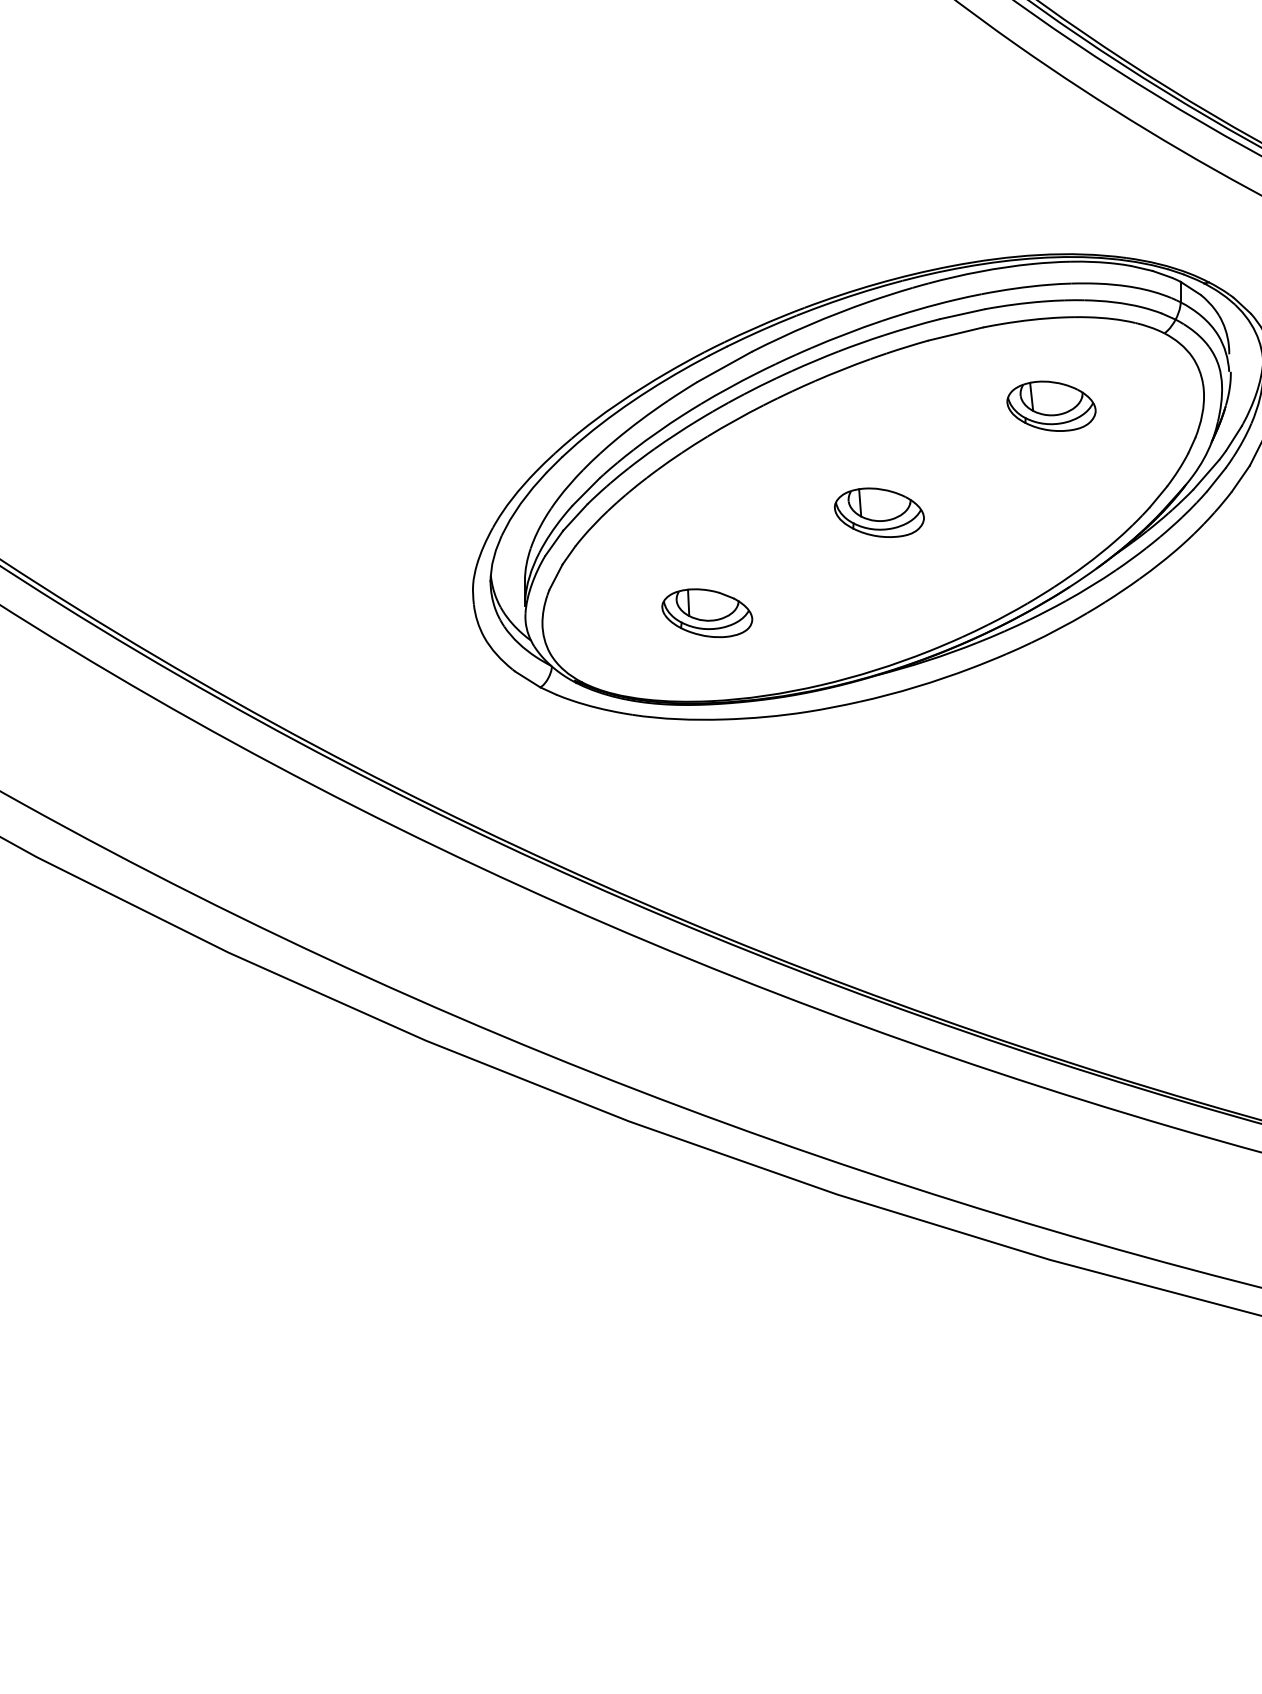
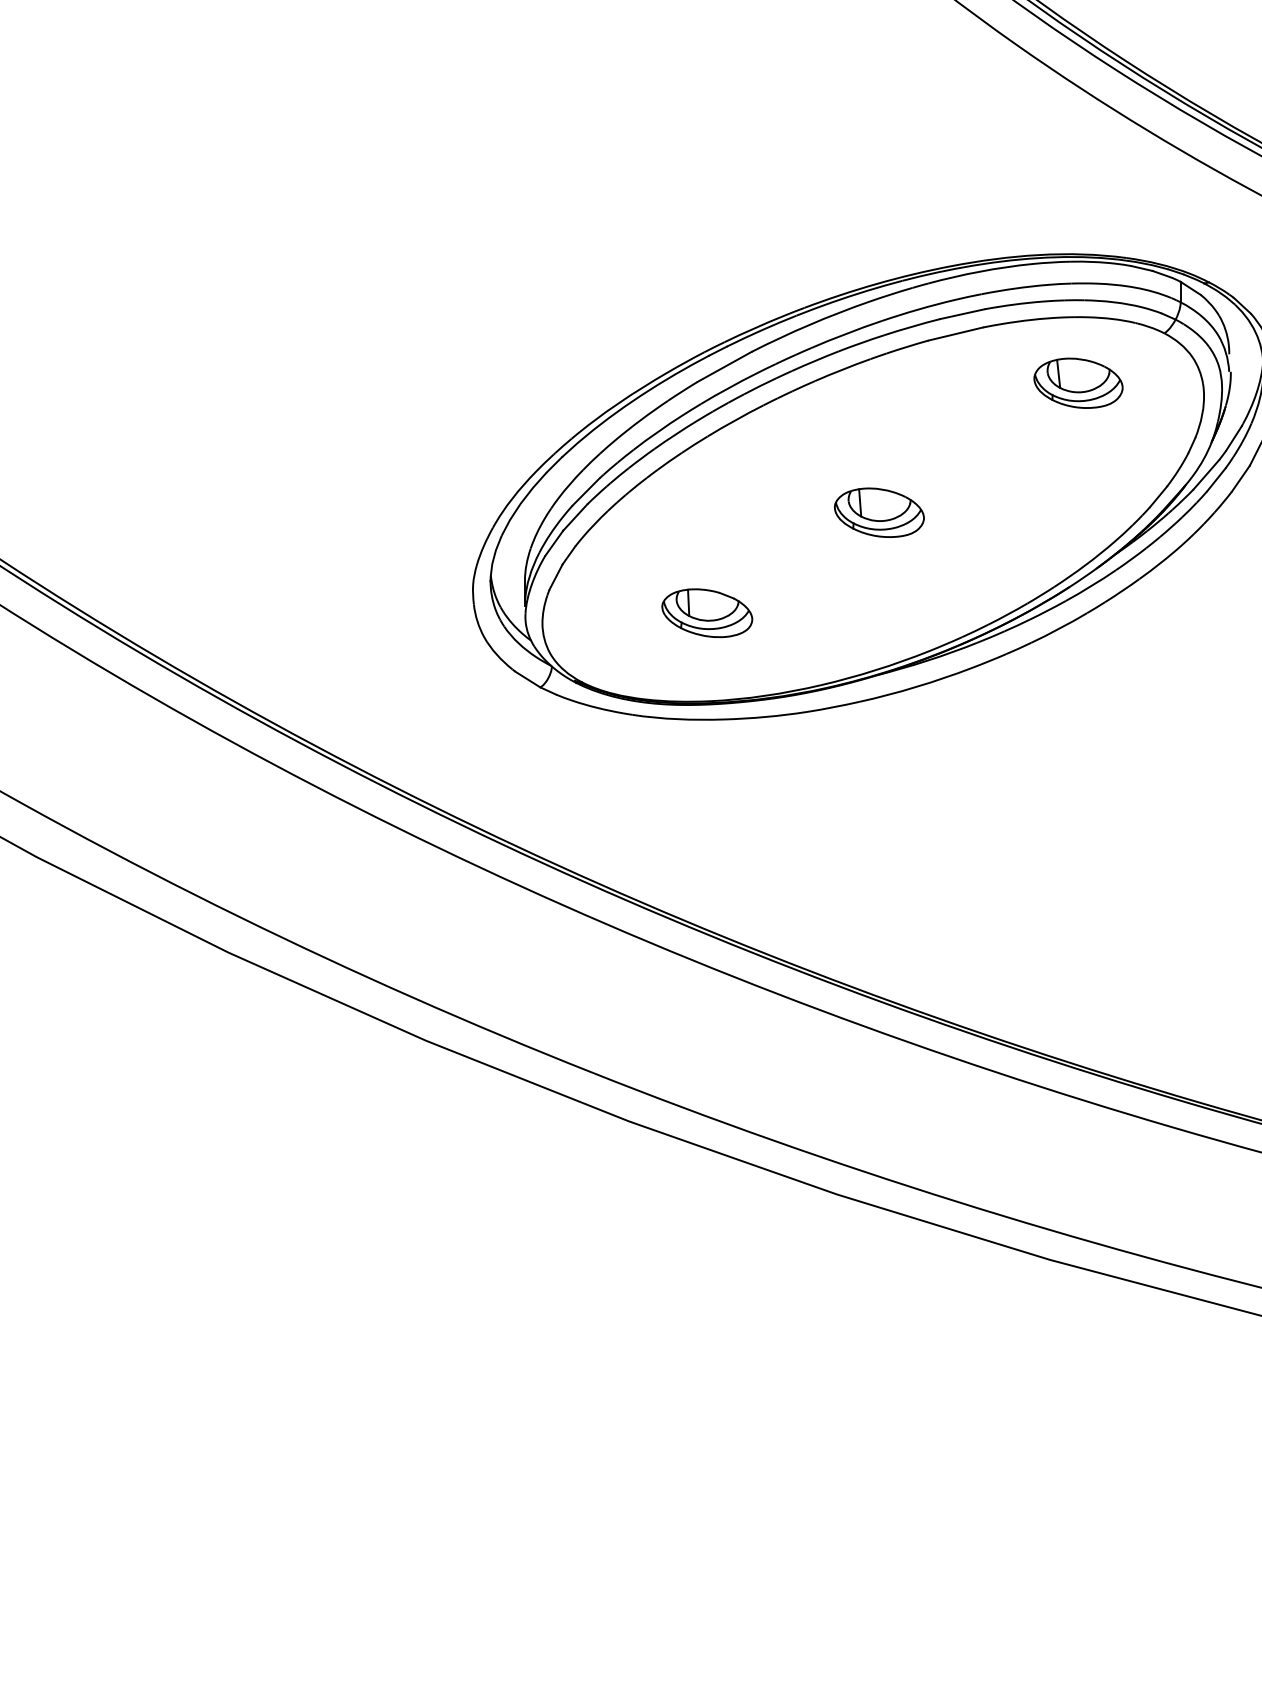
part position: (1051, 405) -> (1078, 382) (1078, 382)
